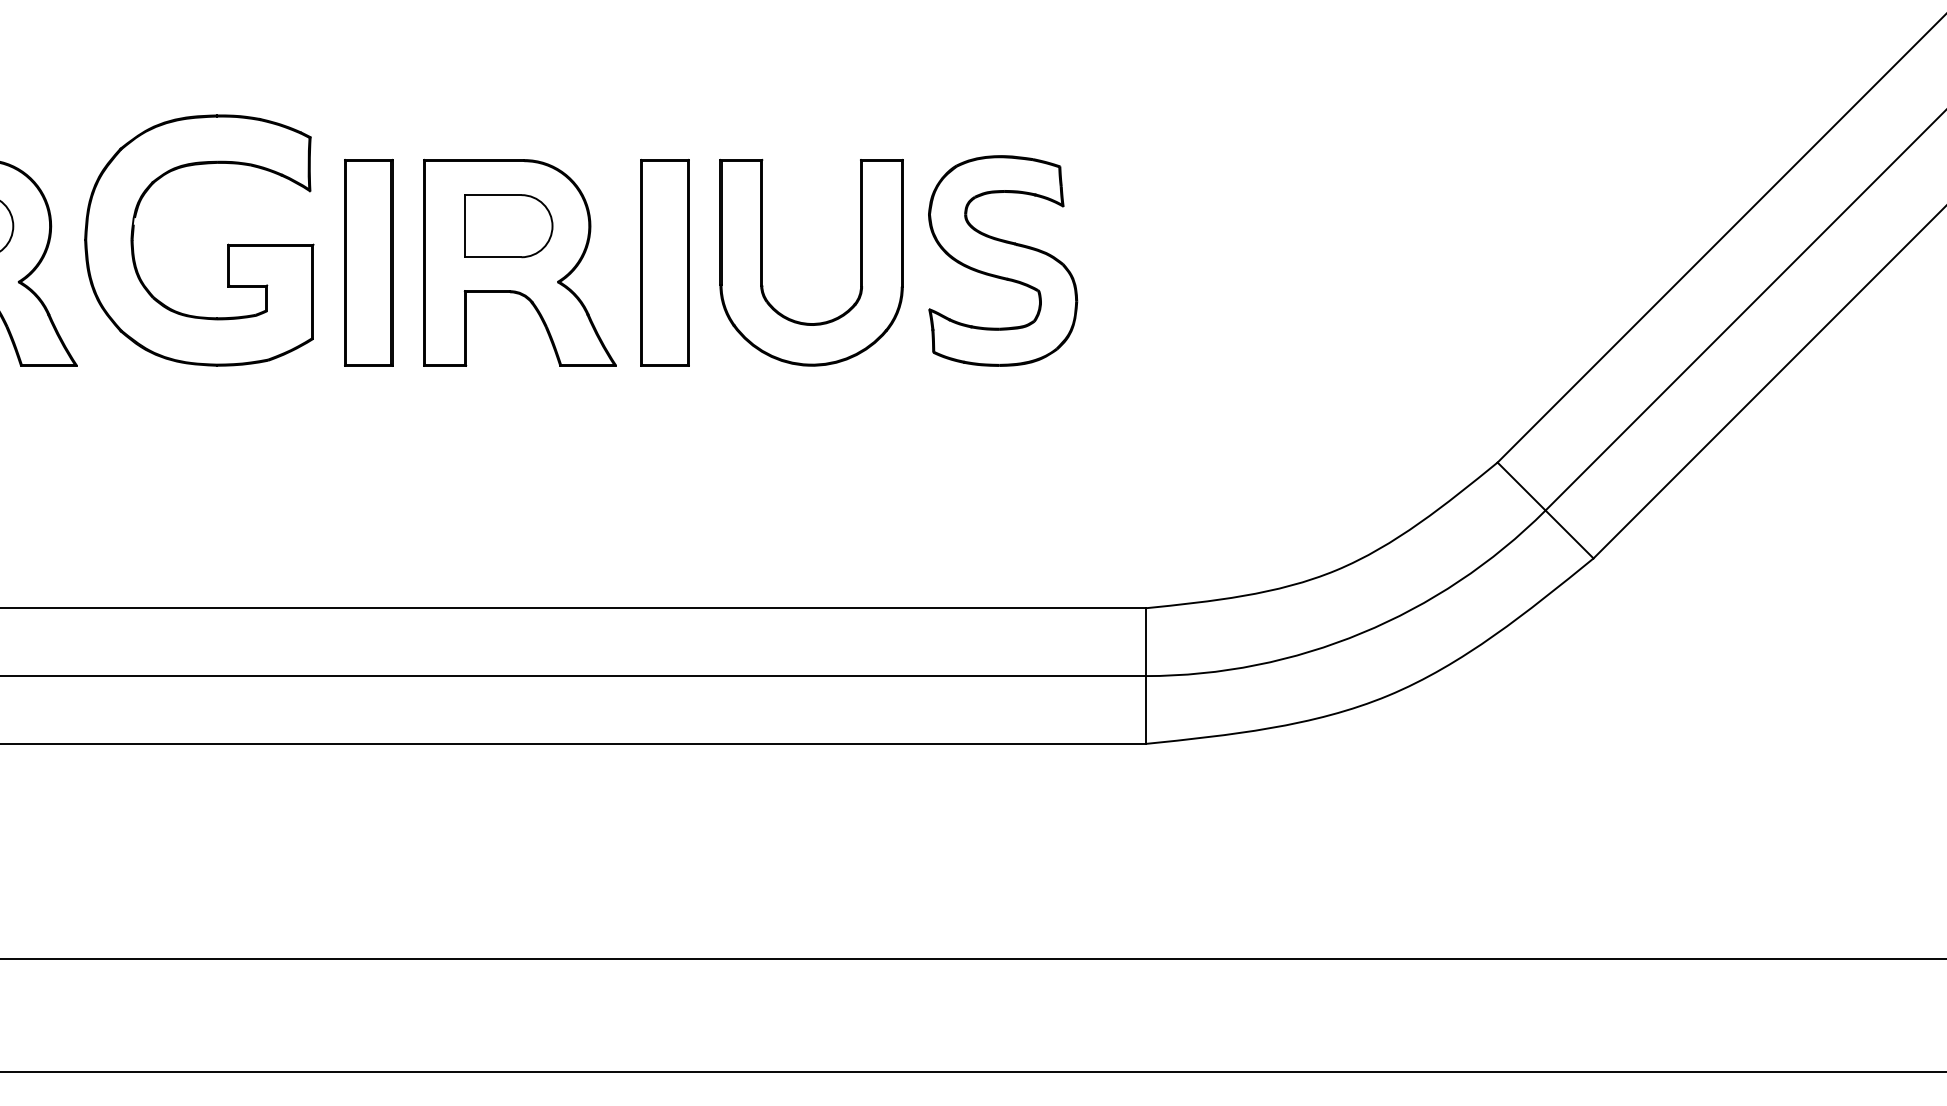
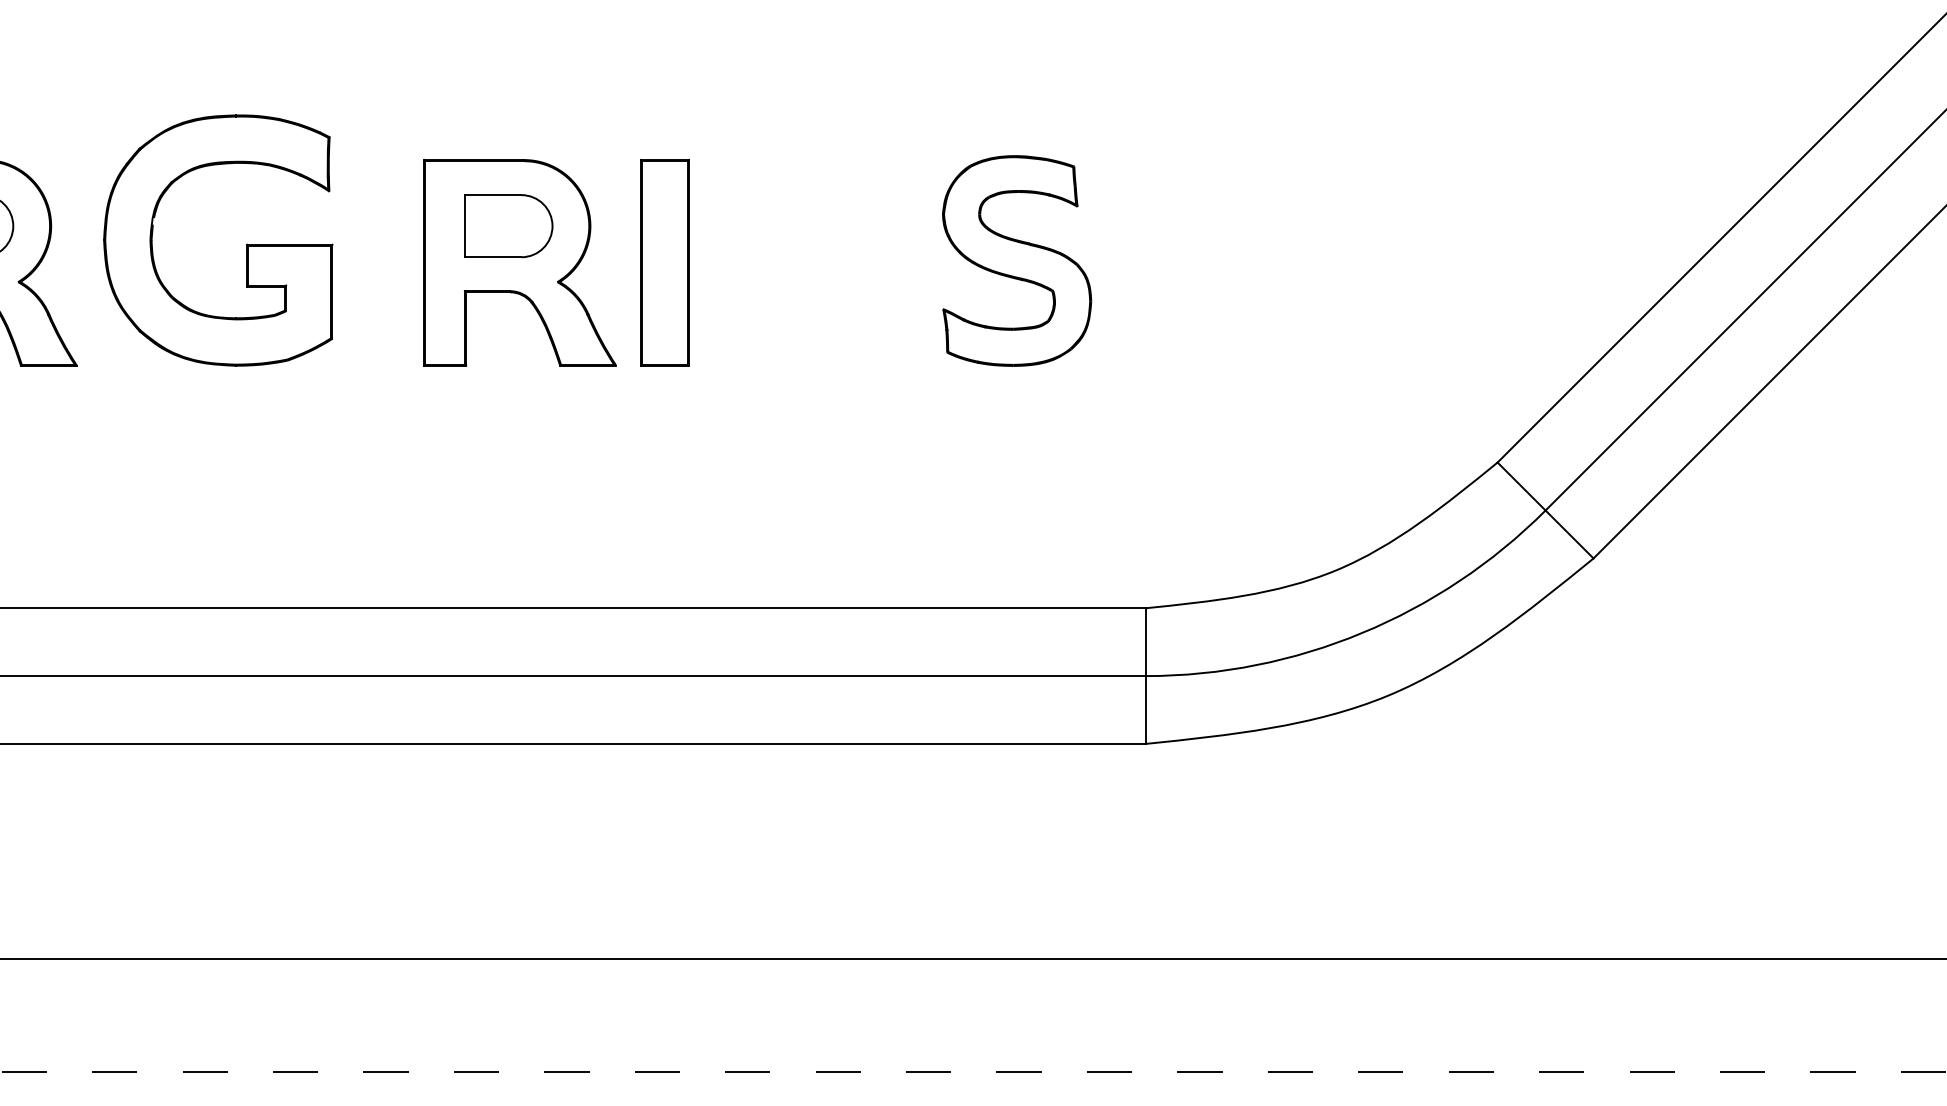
part position: (227, 244) -> (246, 244) (246, 244)
part position: (1003, 260) -> (1017, 260) (1017, 260)
part: present -> none (368, 262)
part: present -> none (762, 262)
line: solid -> dashed (973, 1071)
